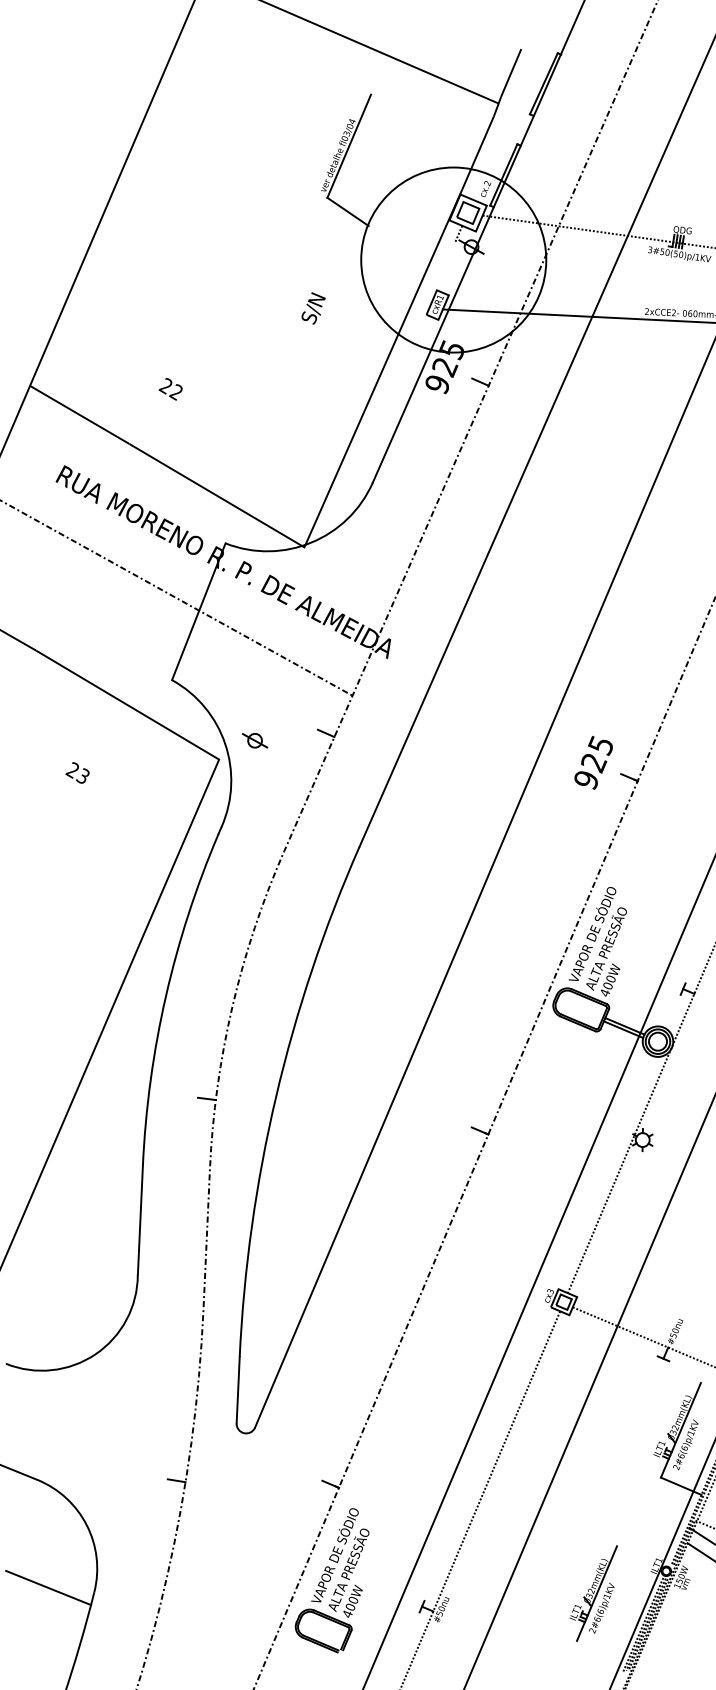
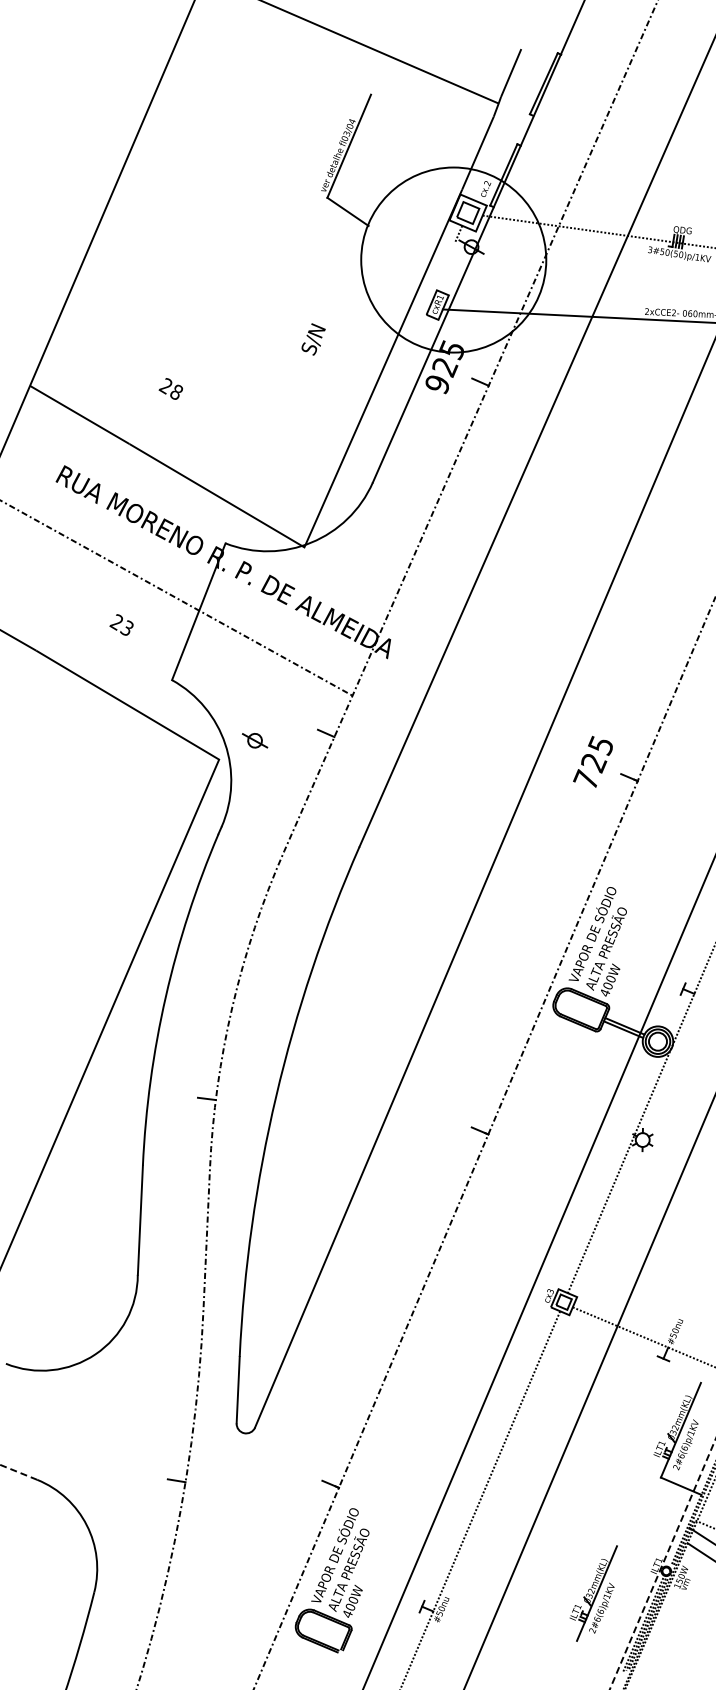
text position: (313, 308) -> (313, 339) (313, 339)
text: 22 -> 28 (176, 392)
text position: (77, 772) -> (121, 624) (121, 624)
text: 925 -> 725 (585, 779)
line: solid -> dashed (18, 1472)
line: solid -> dashed (662, 1563)
line: present -> none (48, 1587)
